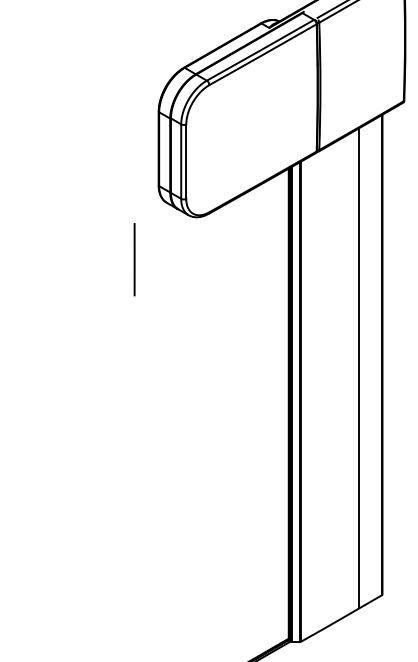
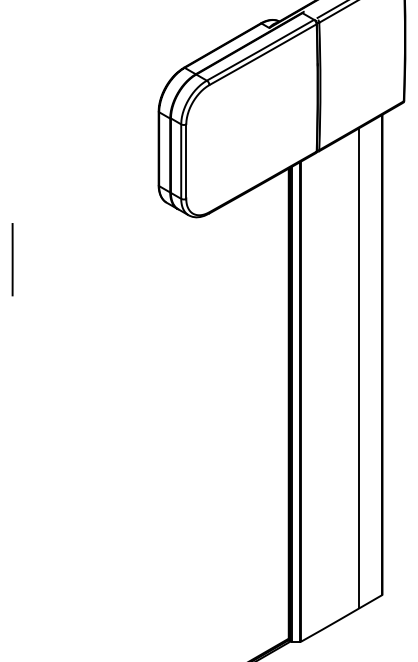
line position: (134, 259) -> (12, 259) (12, 259)
